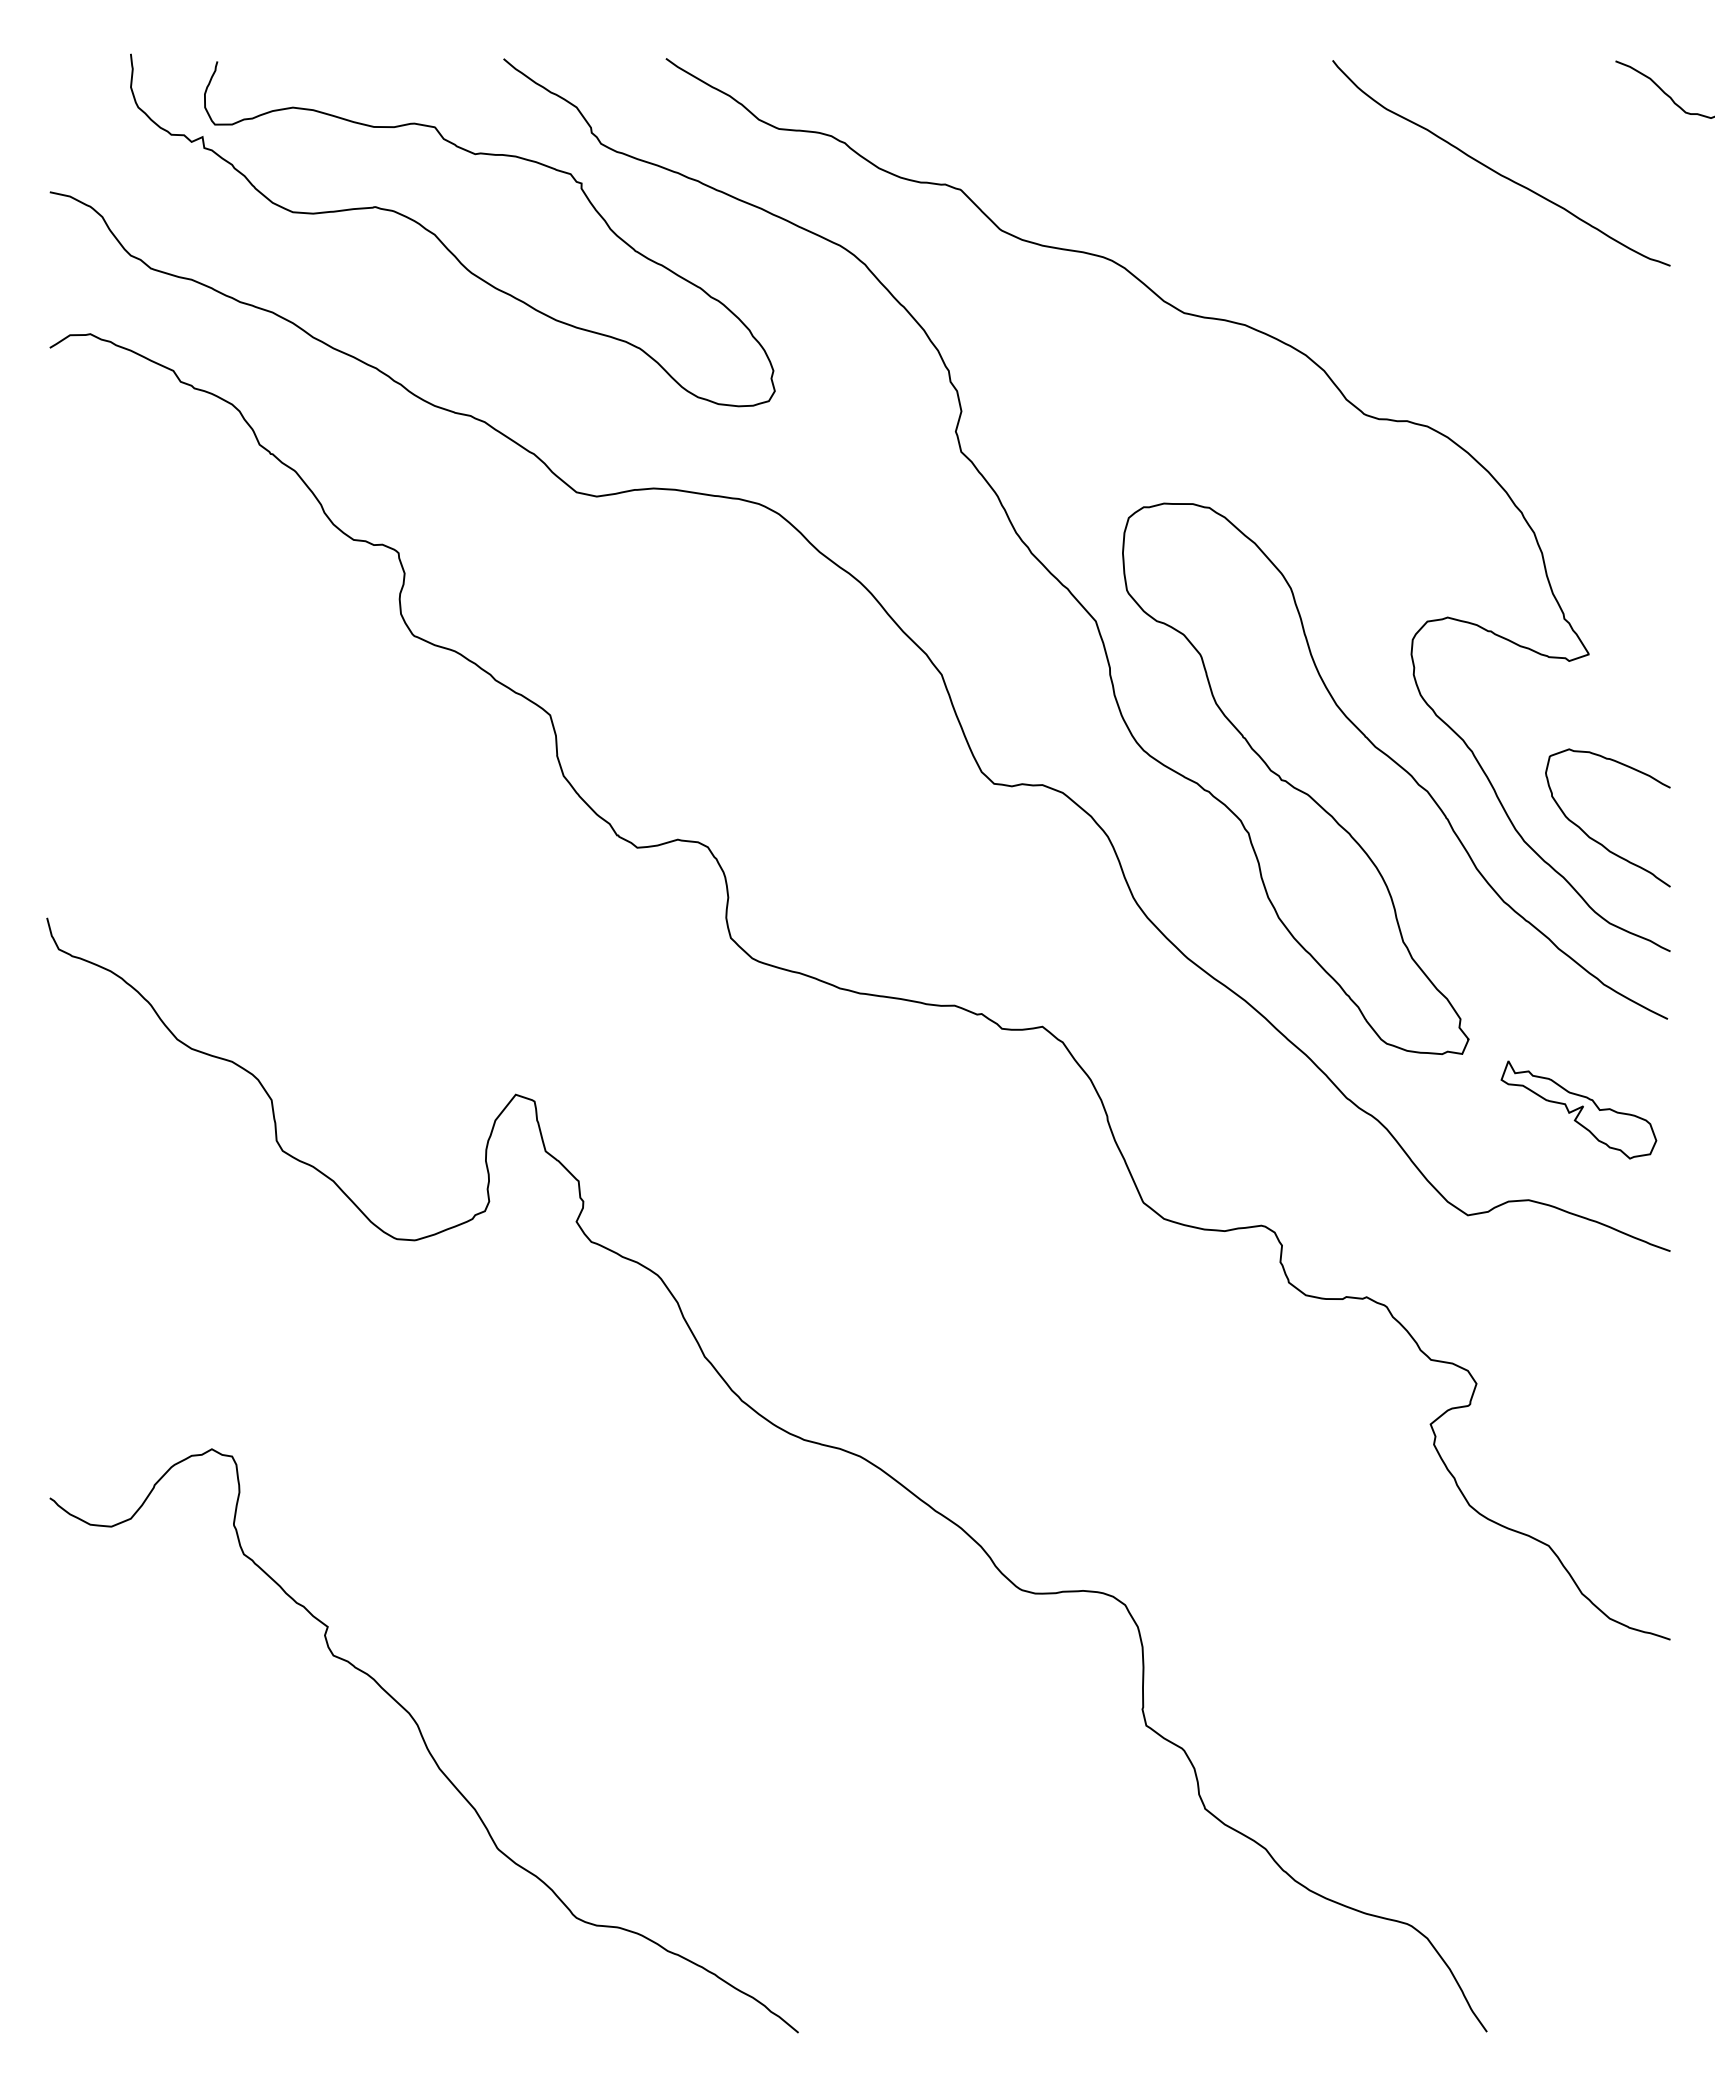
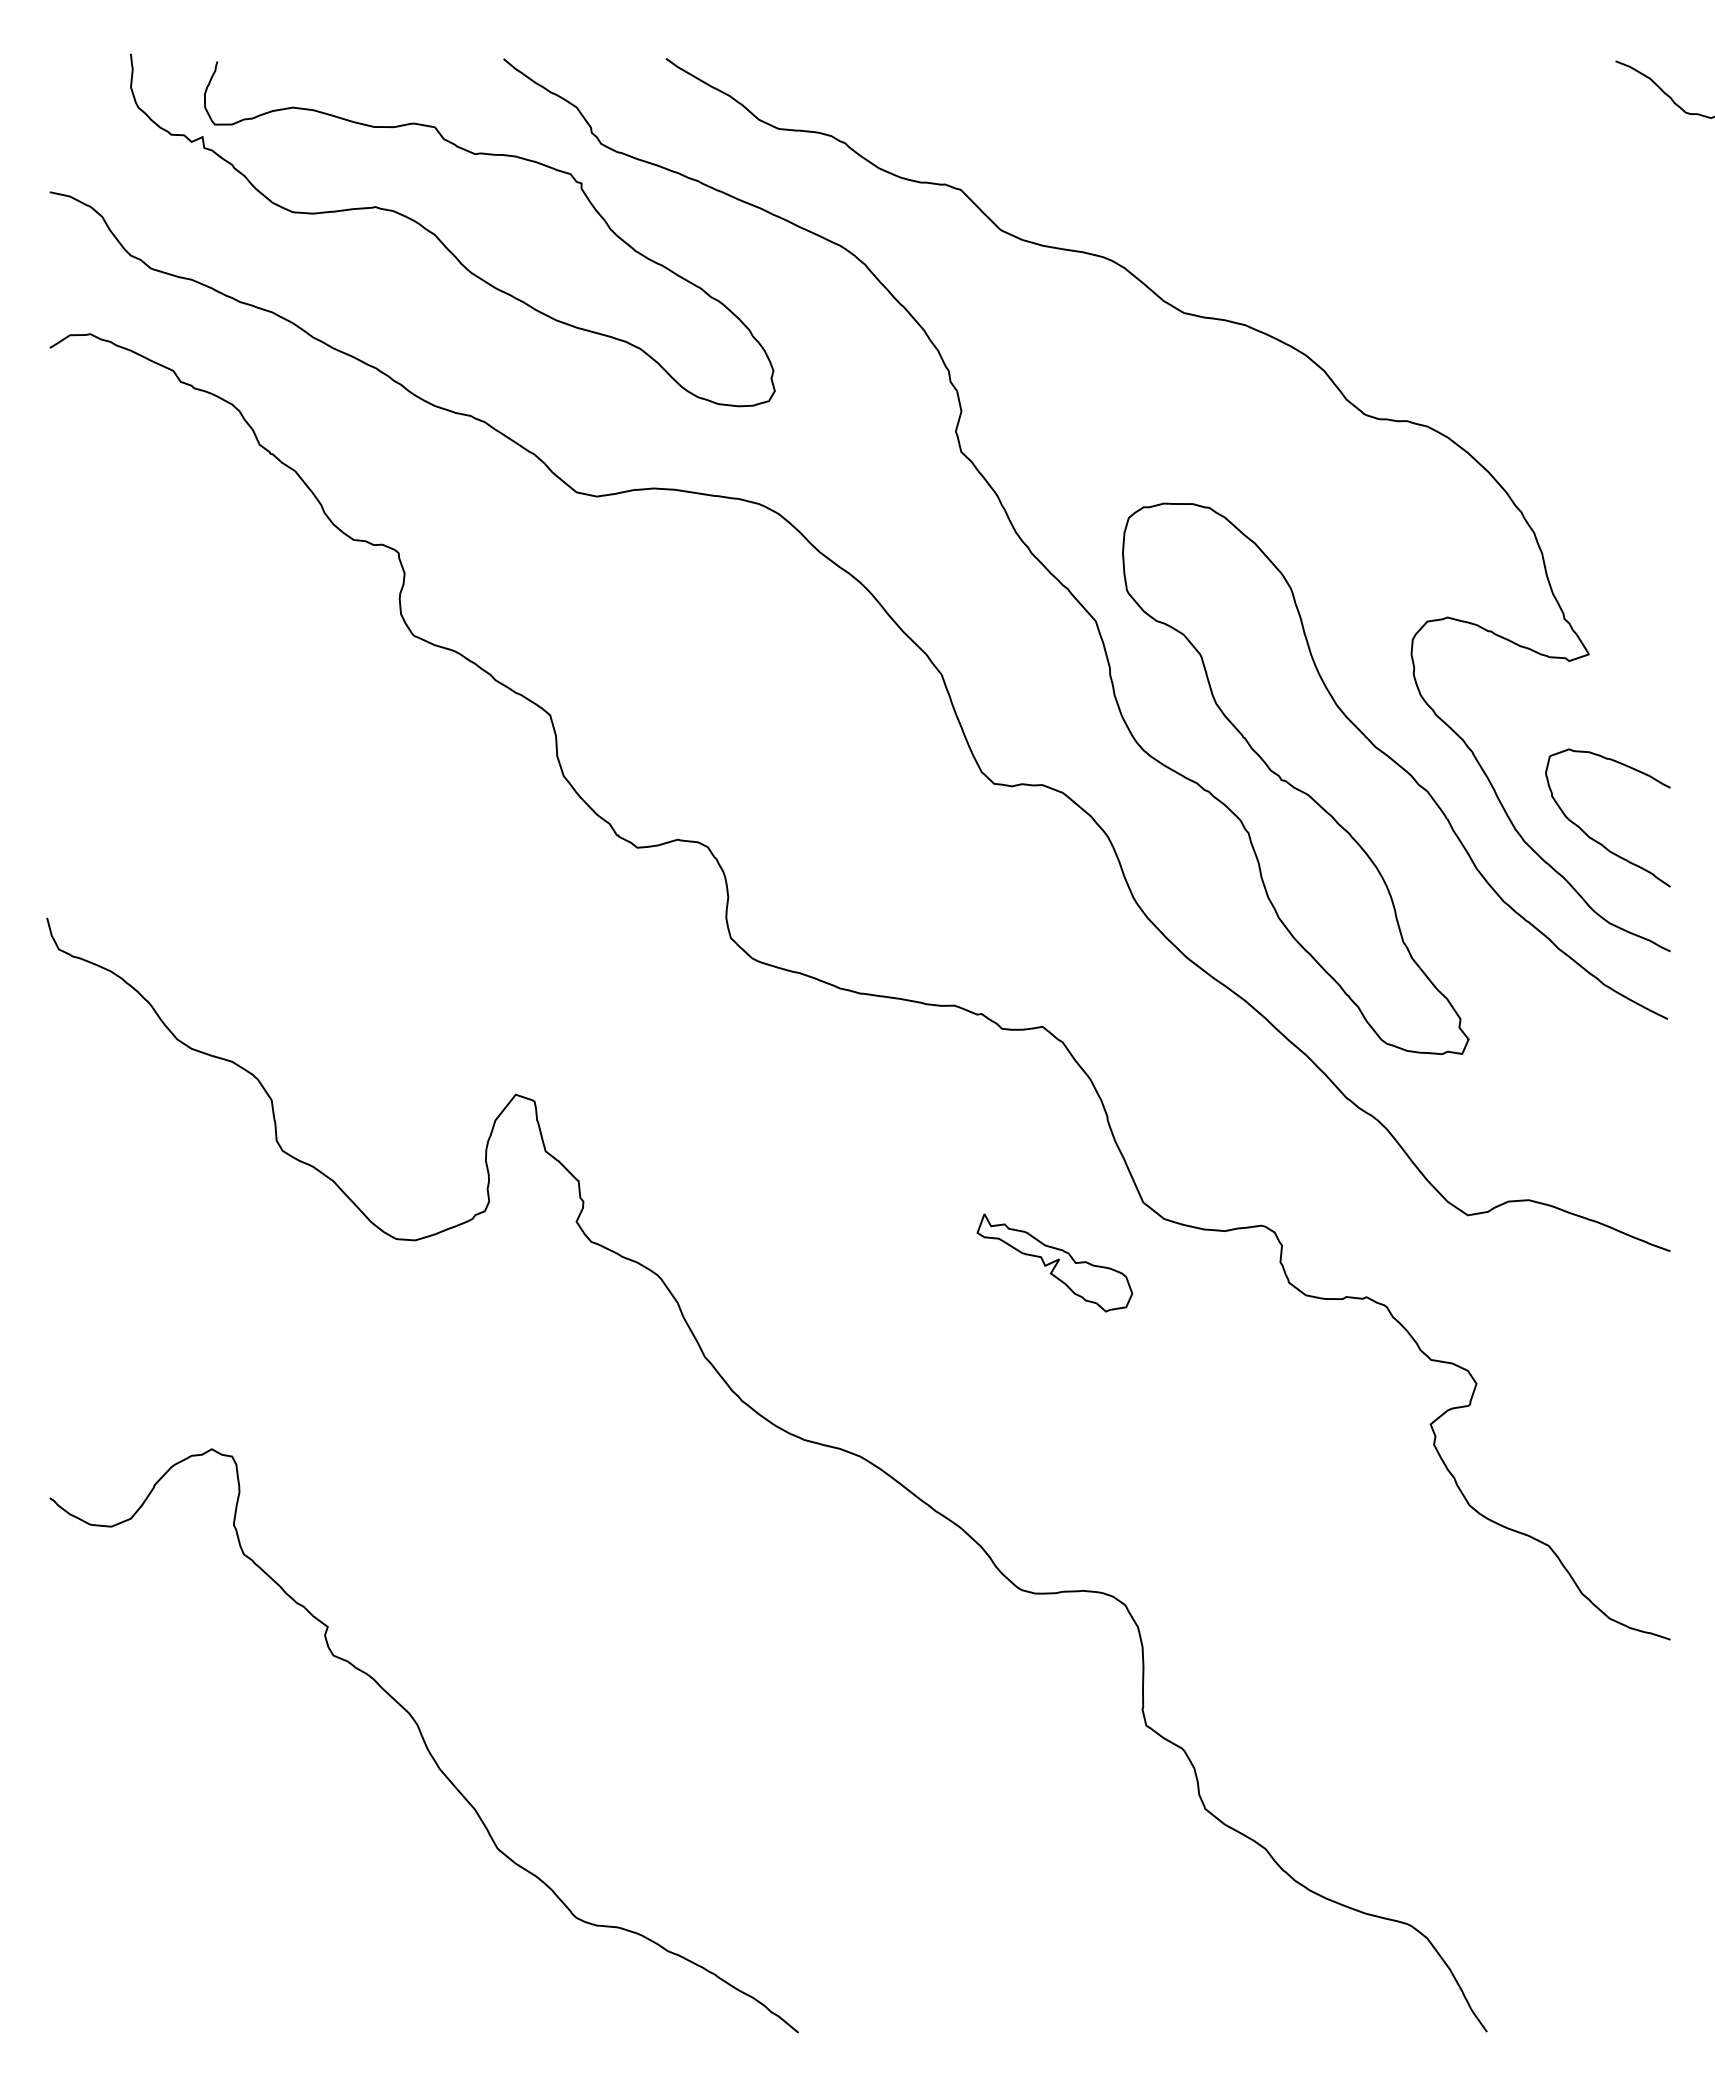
curve: present -> none (1495, 170)
part position: (1578, 1109) -> (1054, 1262) (1054, 1262)
